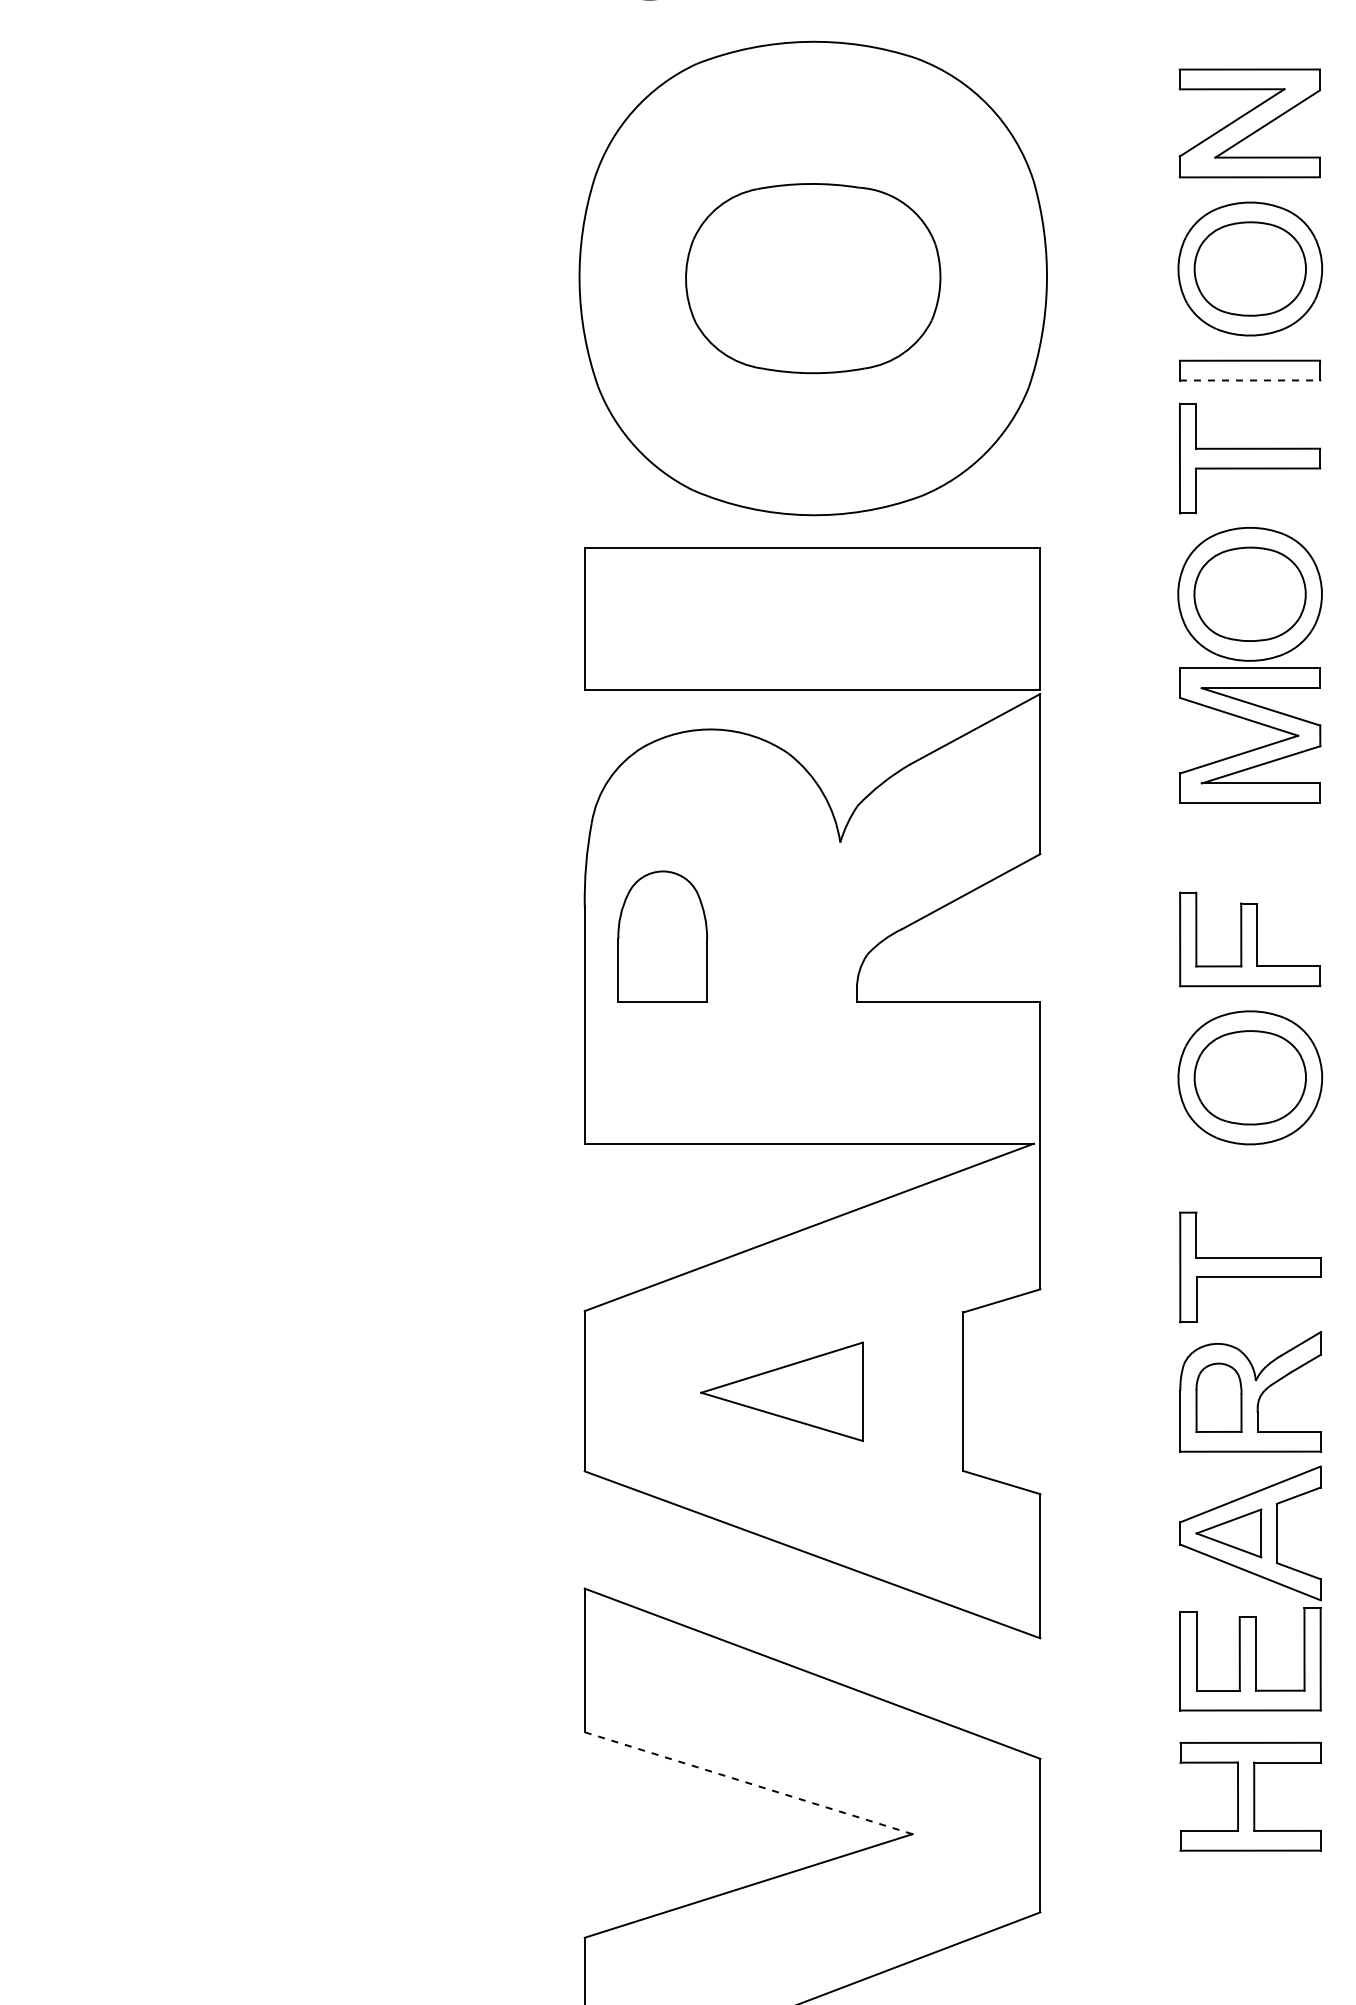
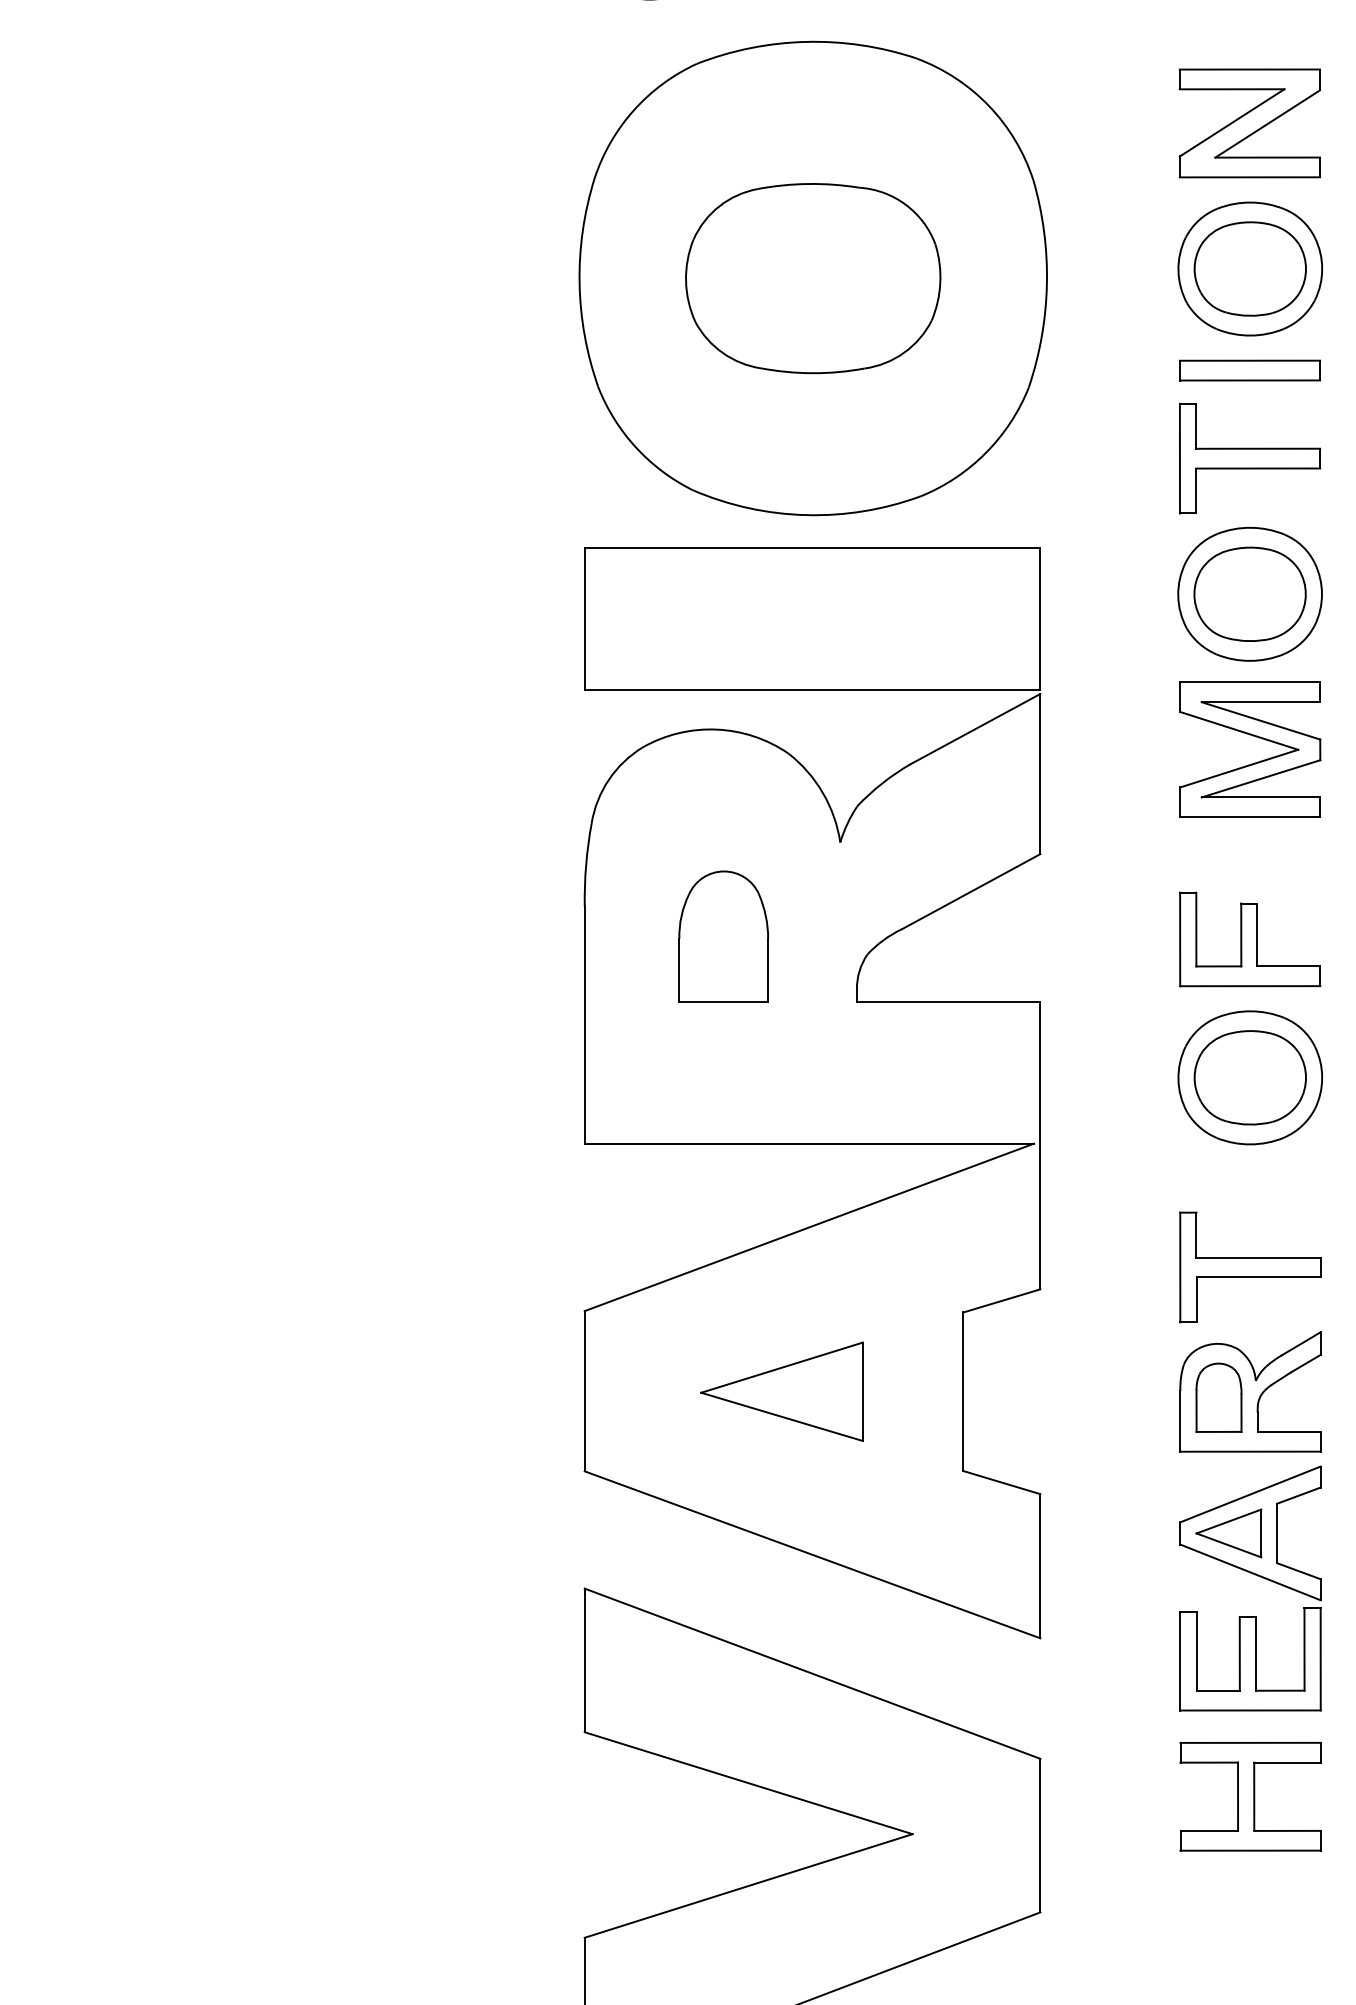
line: dashed -> solid (1250, 380)
part position: (1252, 722) -> (1252, 736) (1252, 736)
part position: (662, 936) -> (723, 936) (723, 936)
line: dashed -> solid (748, 1783)
